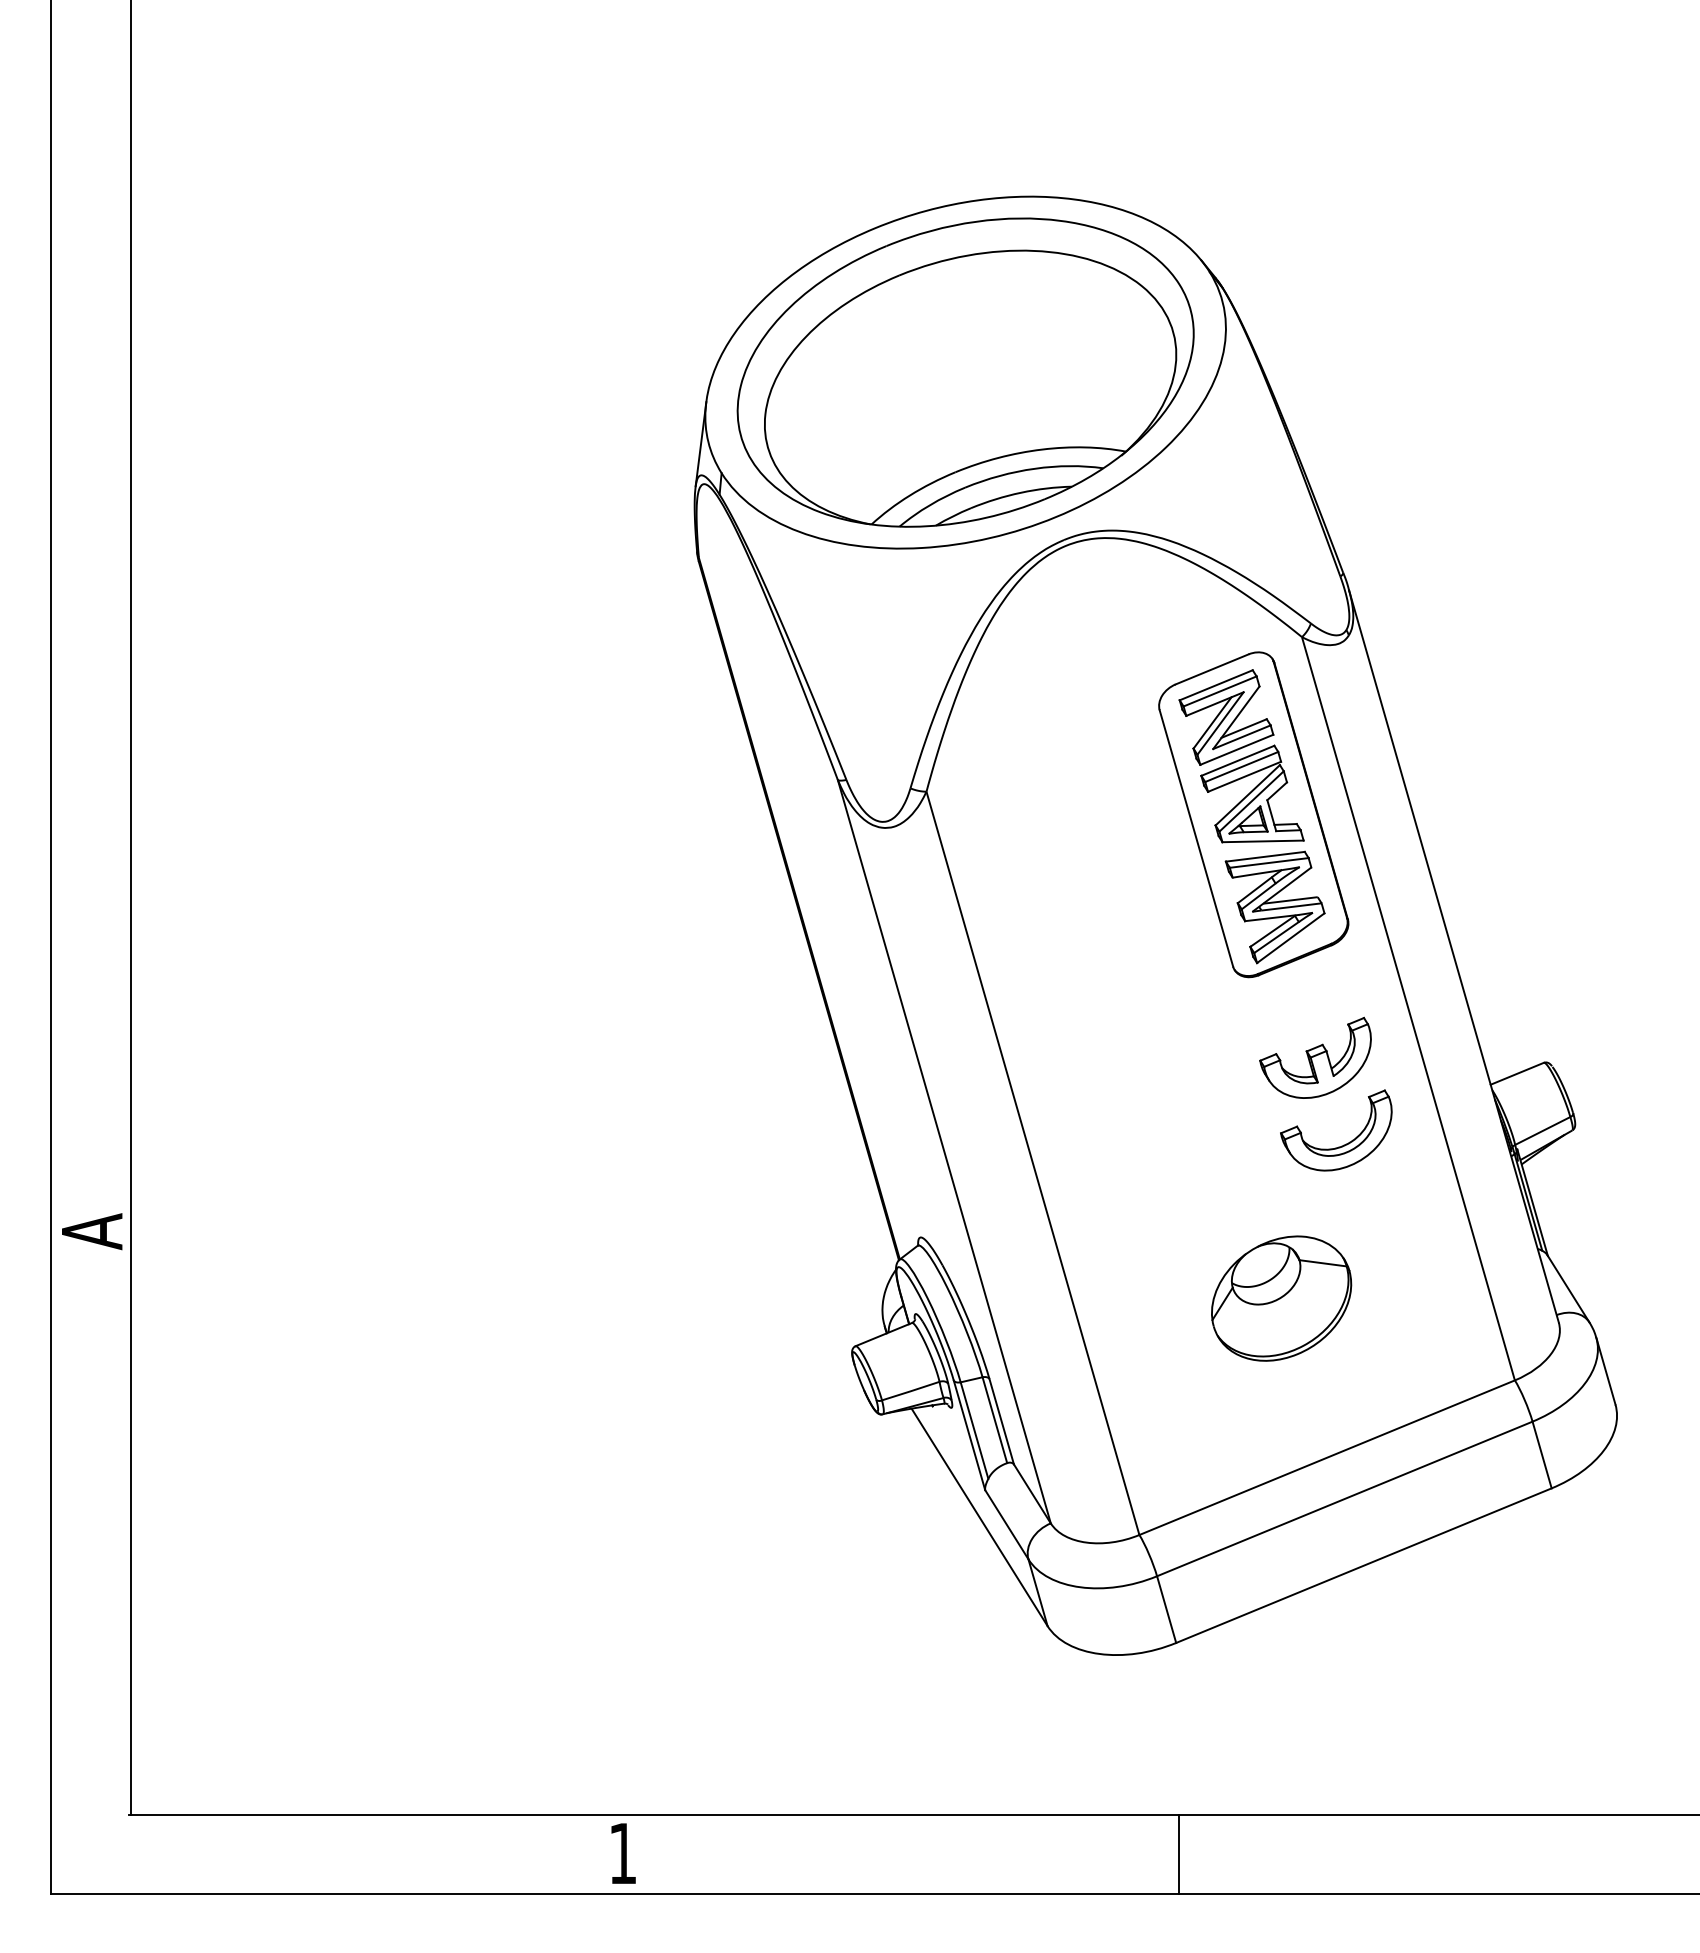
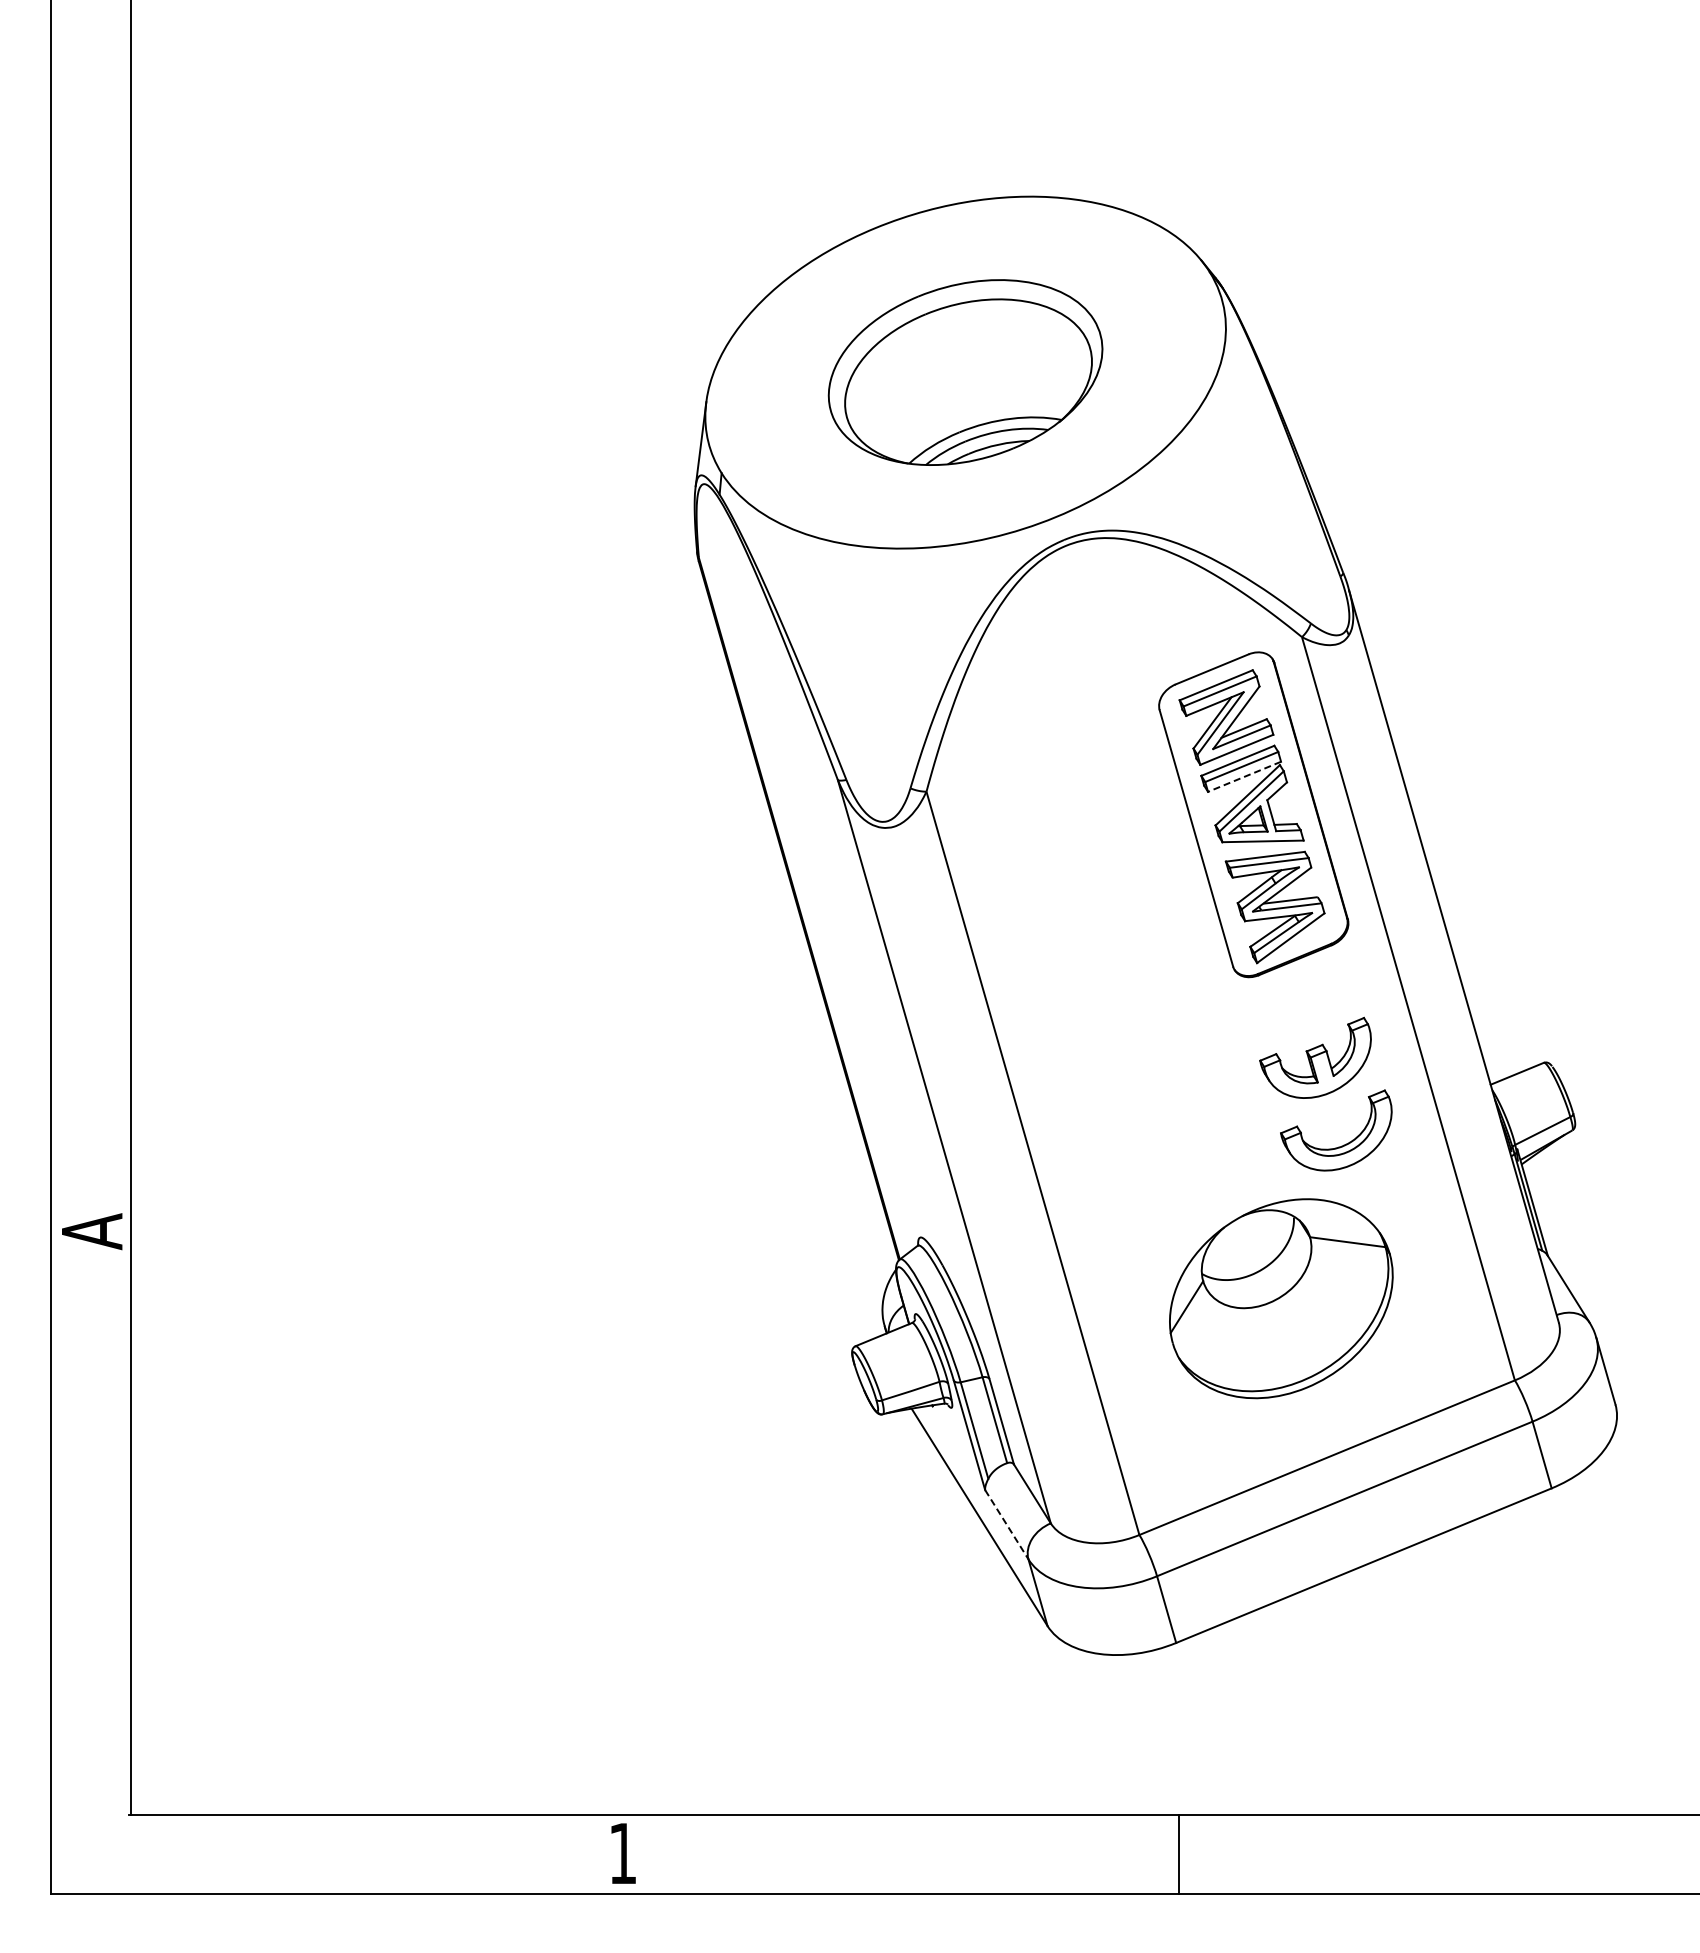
part size: 459x311 px -> 277x187 px (965, 372)
line: solid -> dashed (1244, 777)
part size: 142x127 px -> 225x202 px (1281, 1298)
line: solid -> dashed (1006, 1524)
